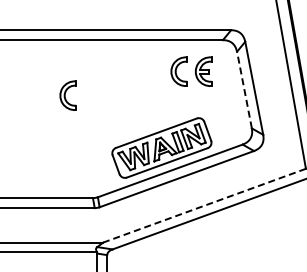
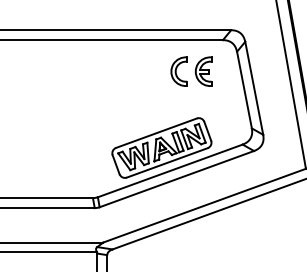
line: dashed -> solid (244, 89)
part: present -> none (67, 95)
line: dashed -> solid (204, 205)
